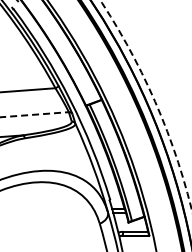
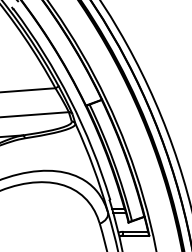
arc: dashed -> solid (155, 101)
line: dashed -> solid (34, 114)
